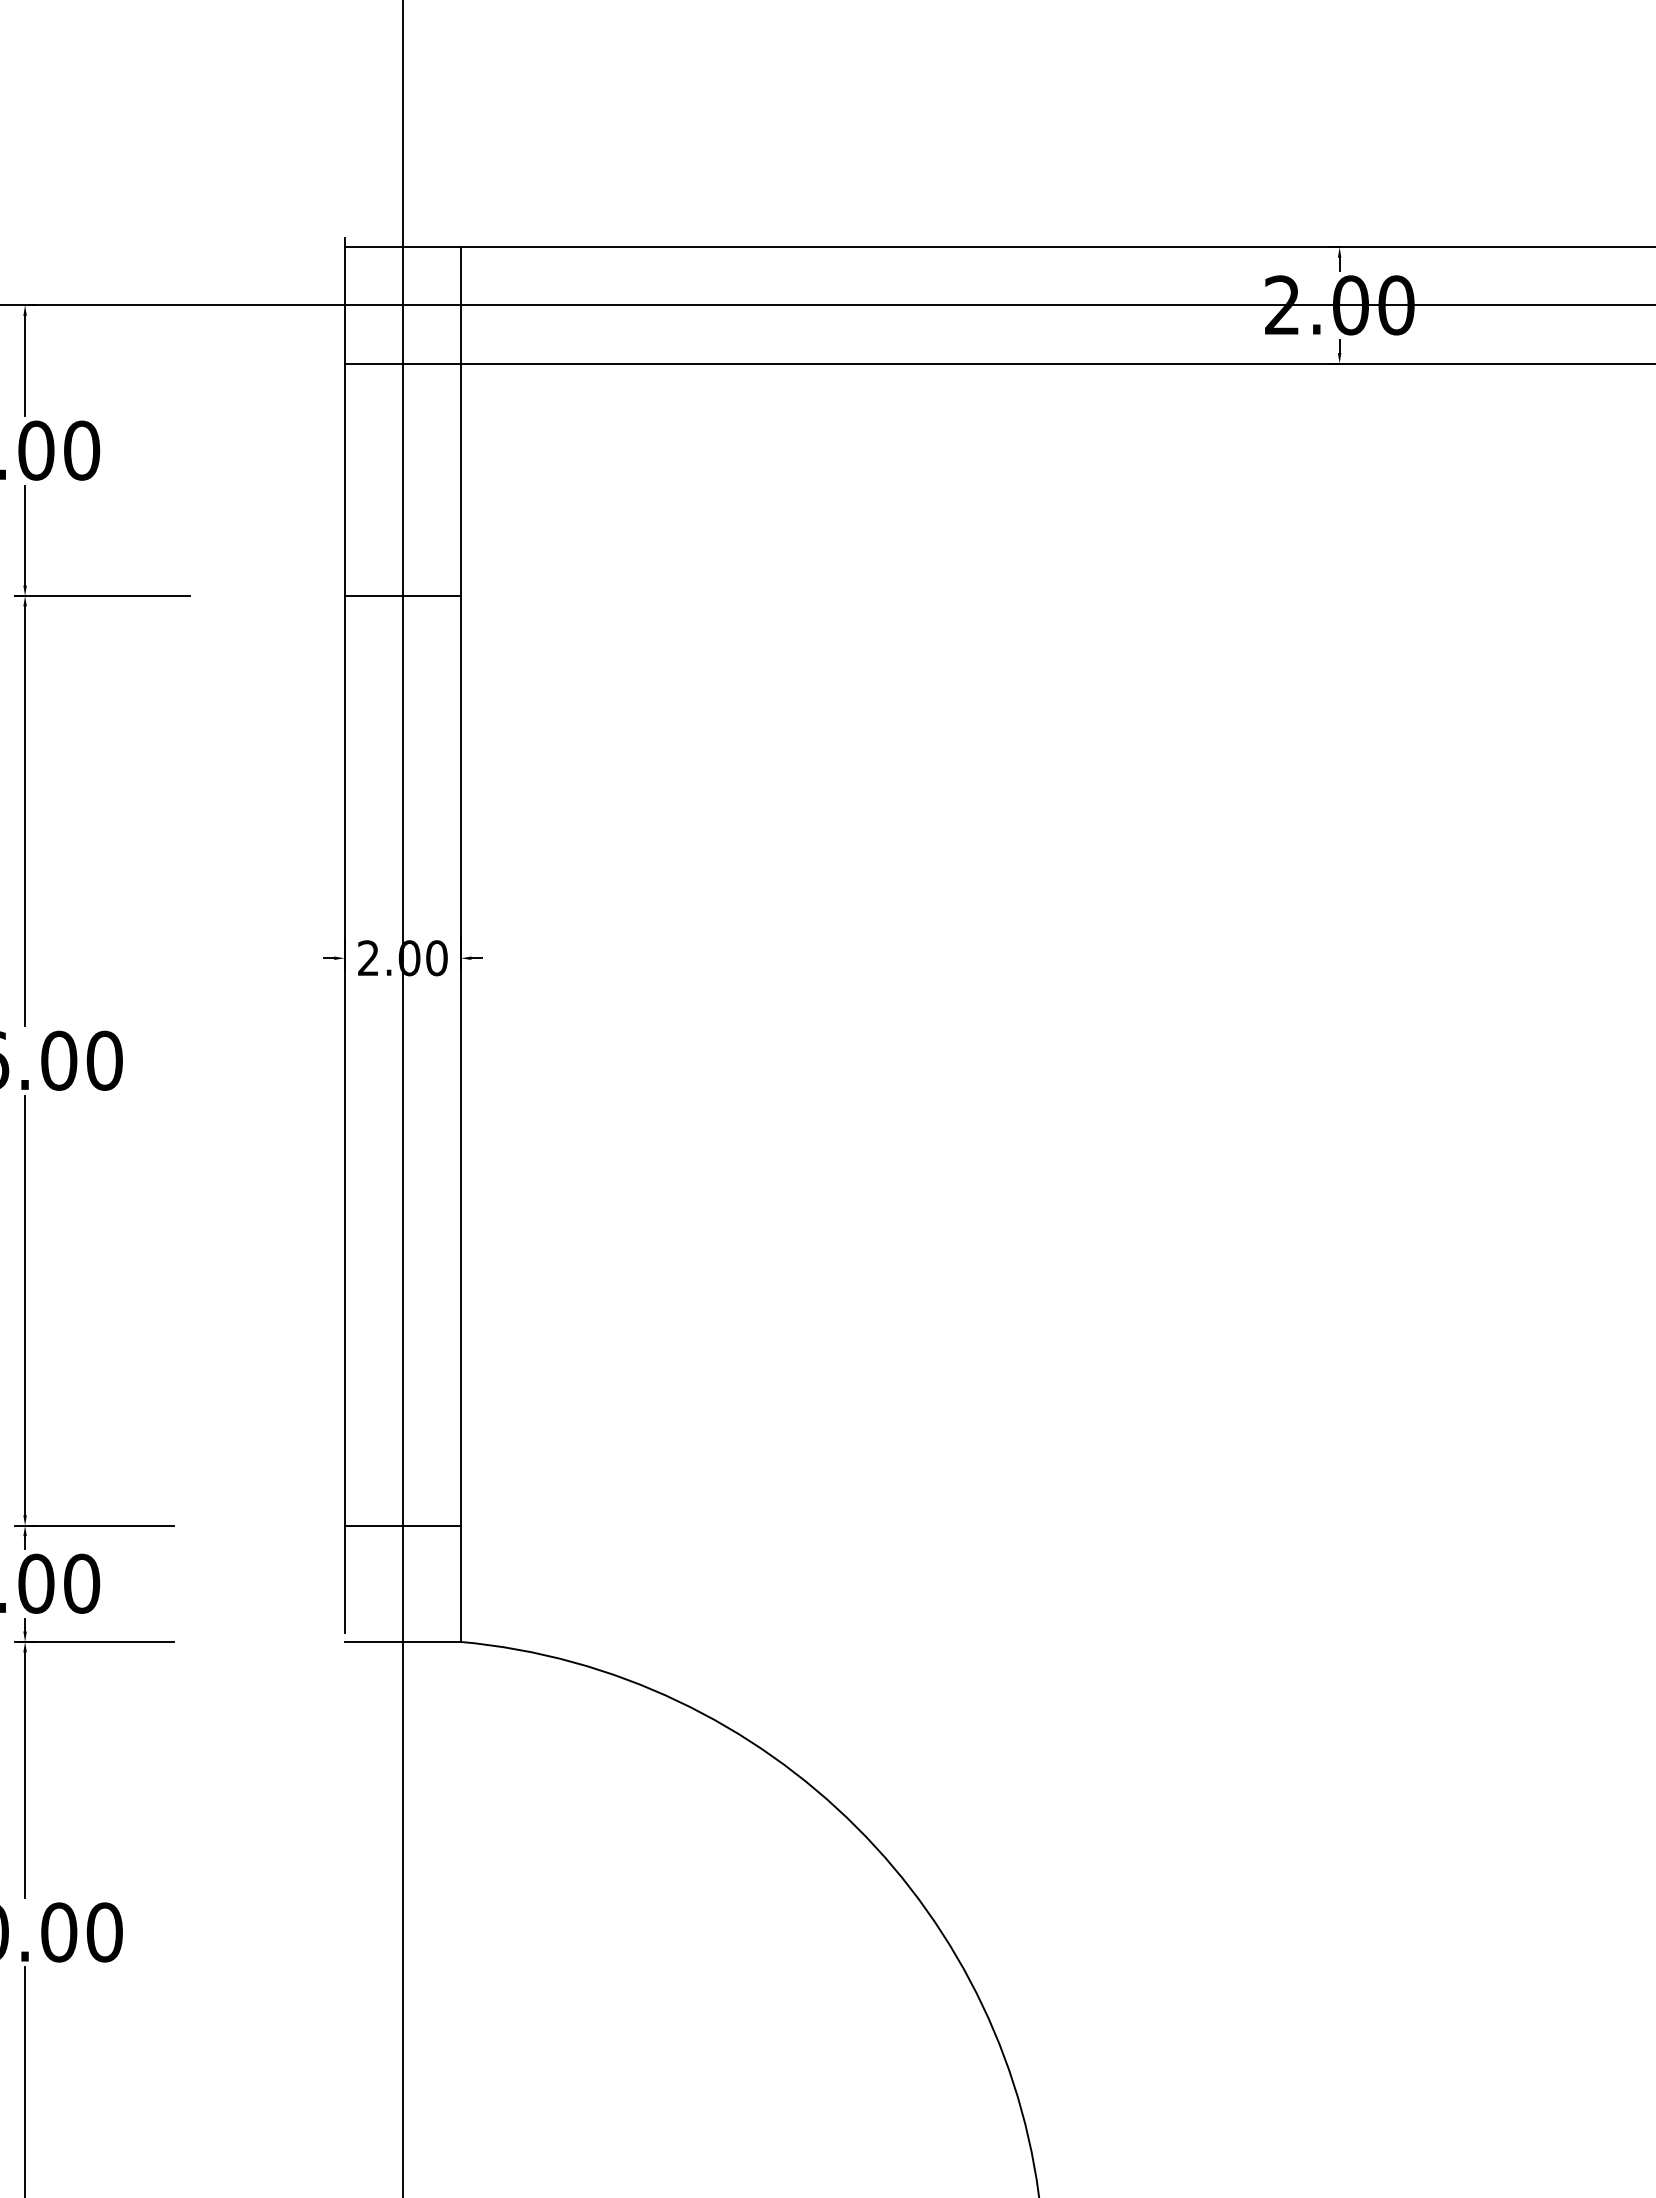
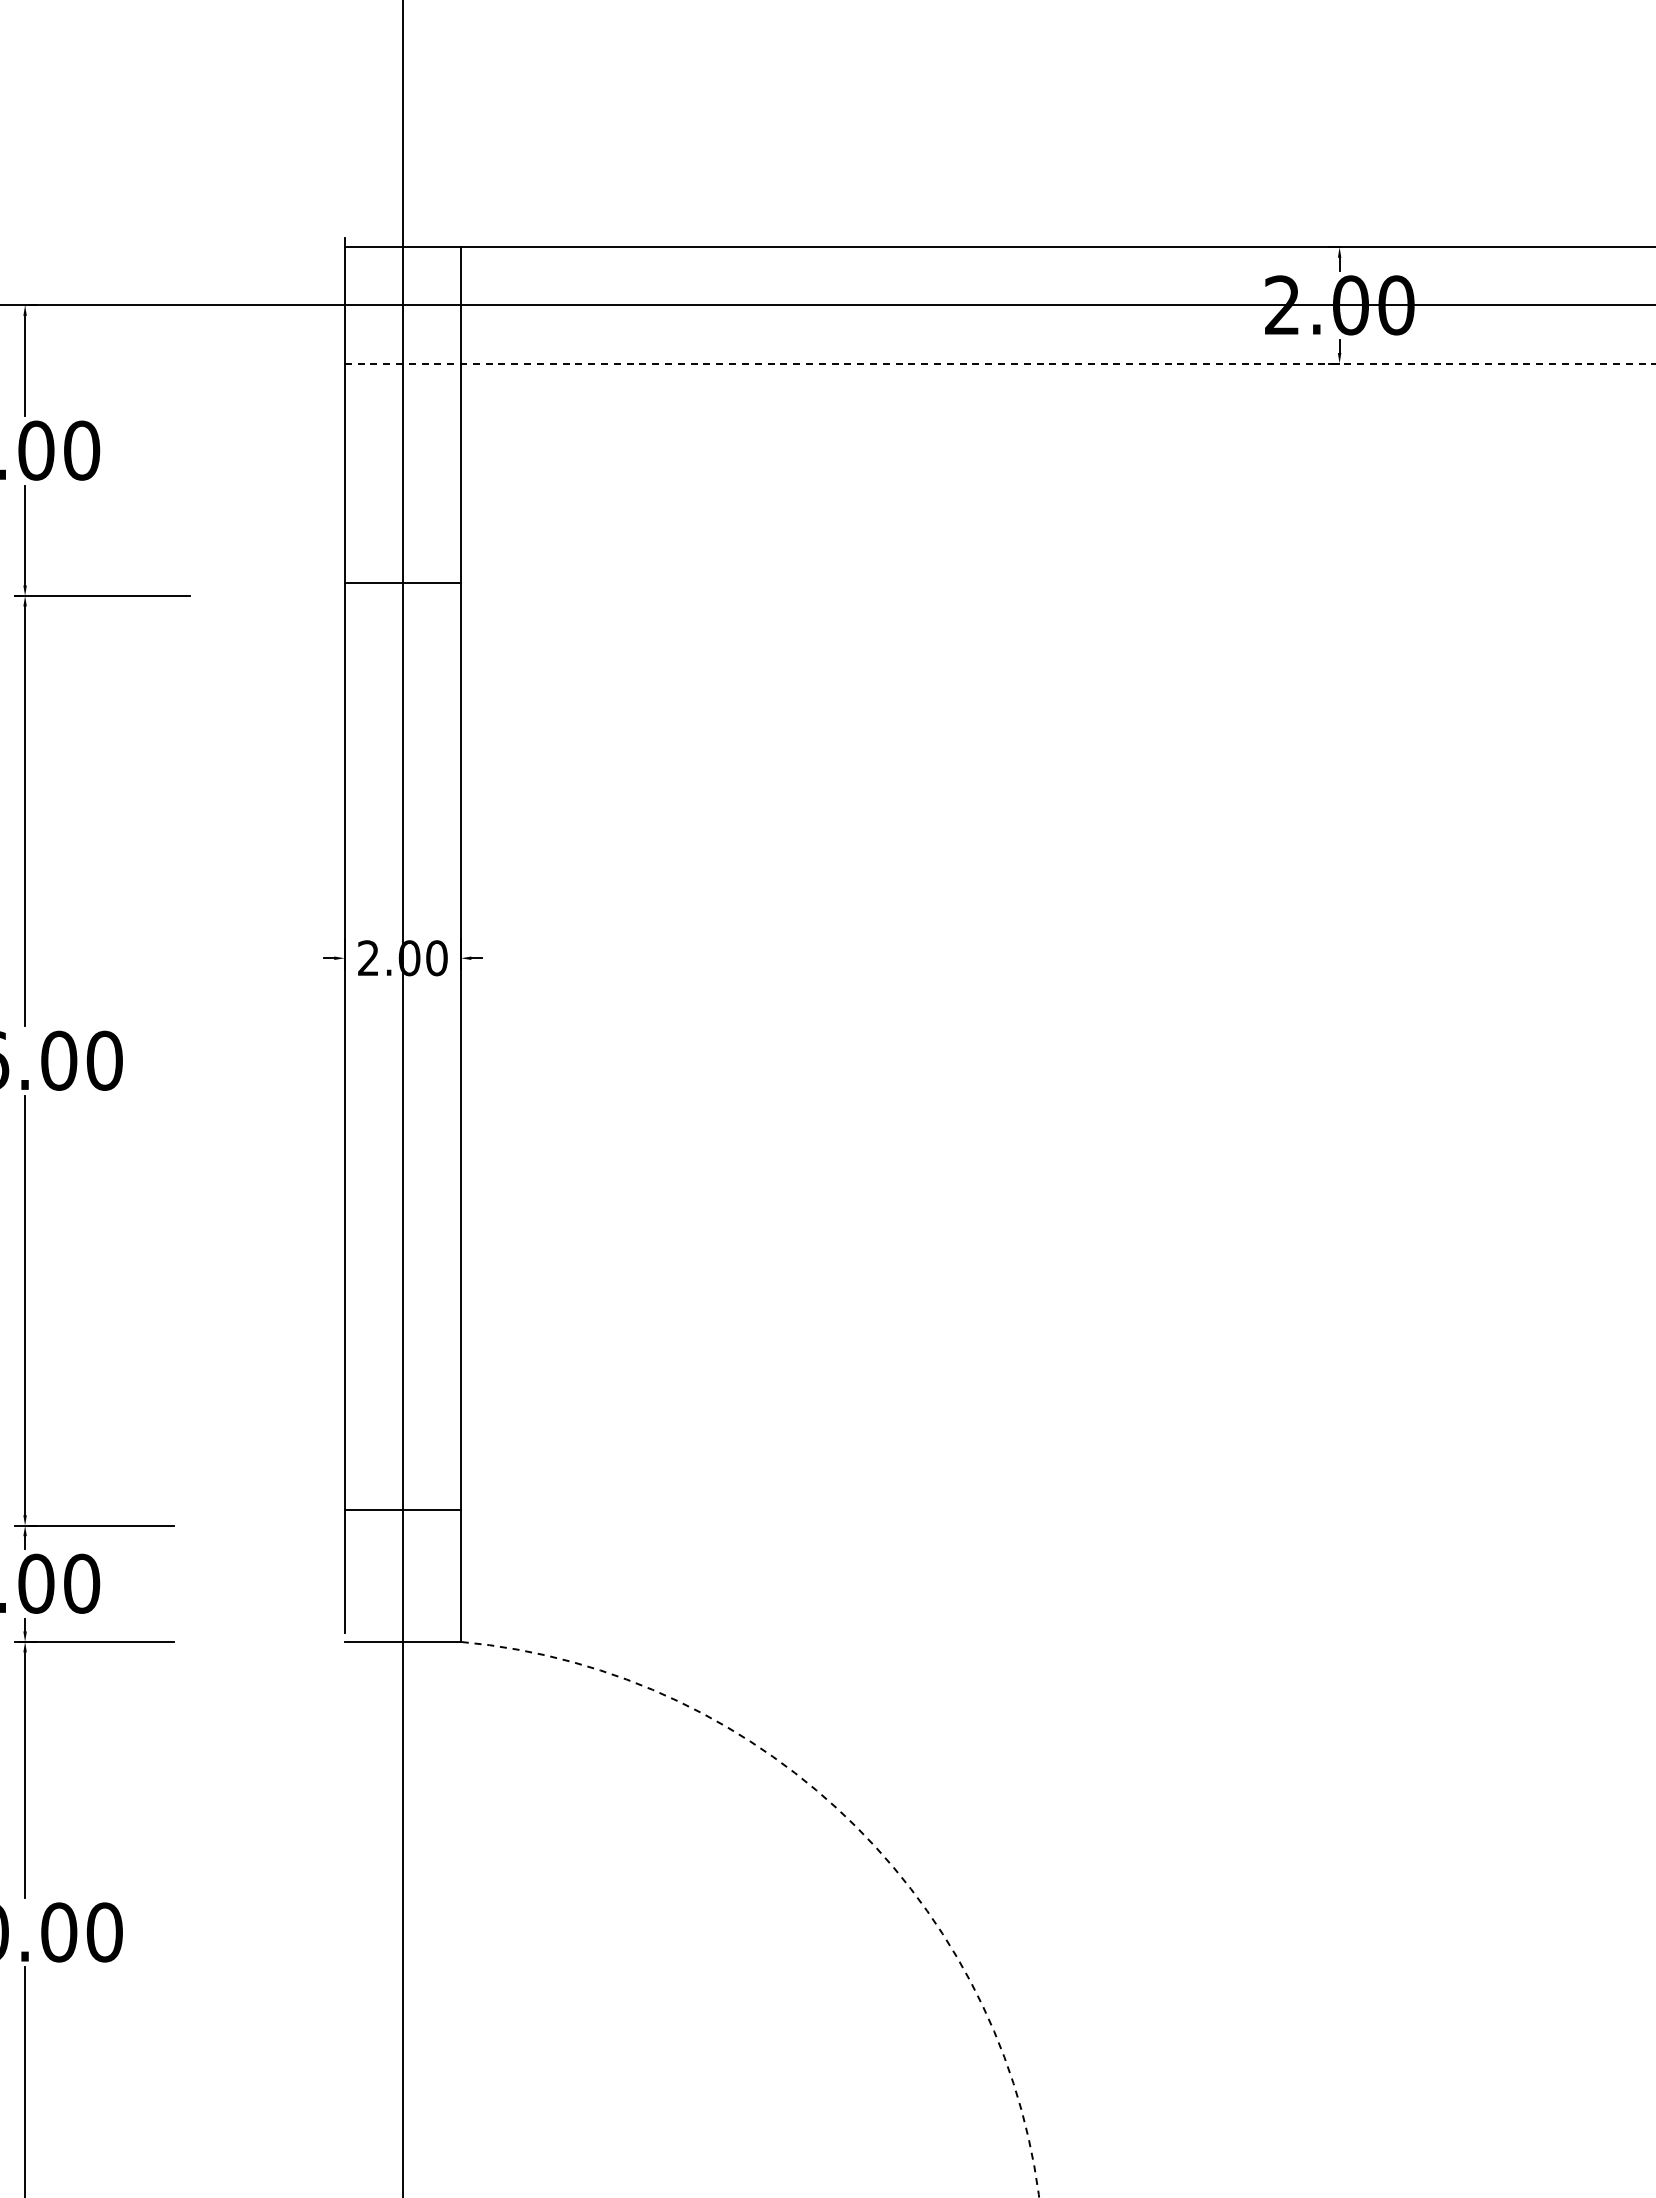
line: solid -> dashed (1000, 363)
line position: (402, 595) -> (402, 582) (402, 582)
line position: (402, 1525) -> (402, 1509) (402, 1509)
arc: solid -> dashed (847, 1818)
